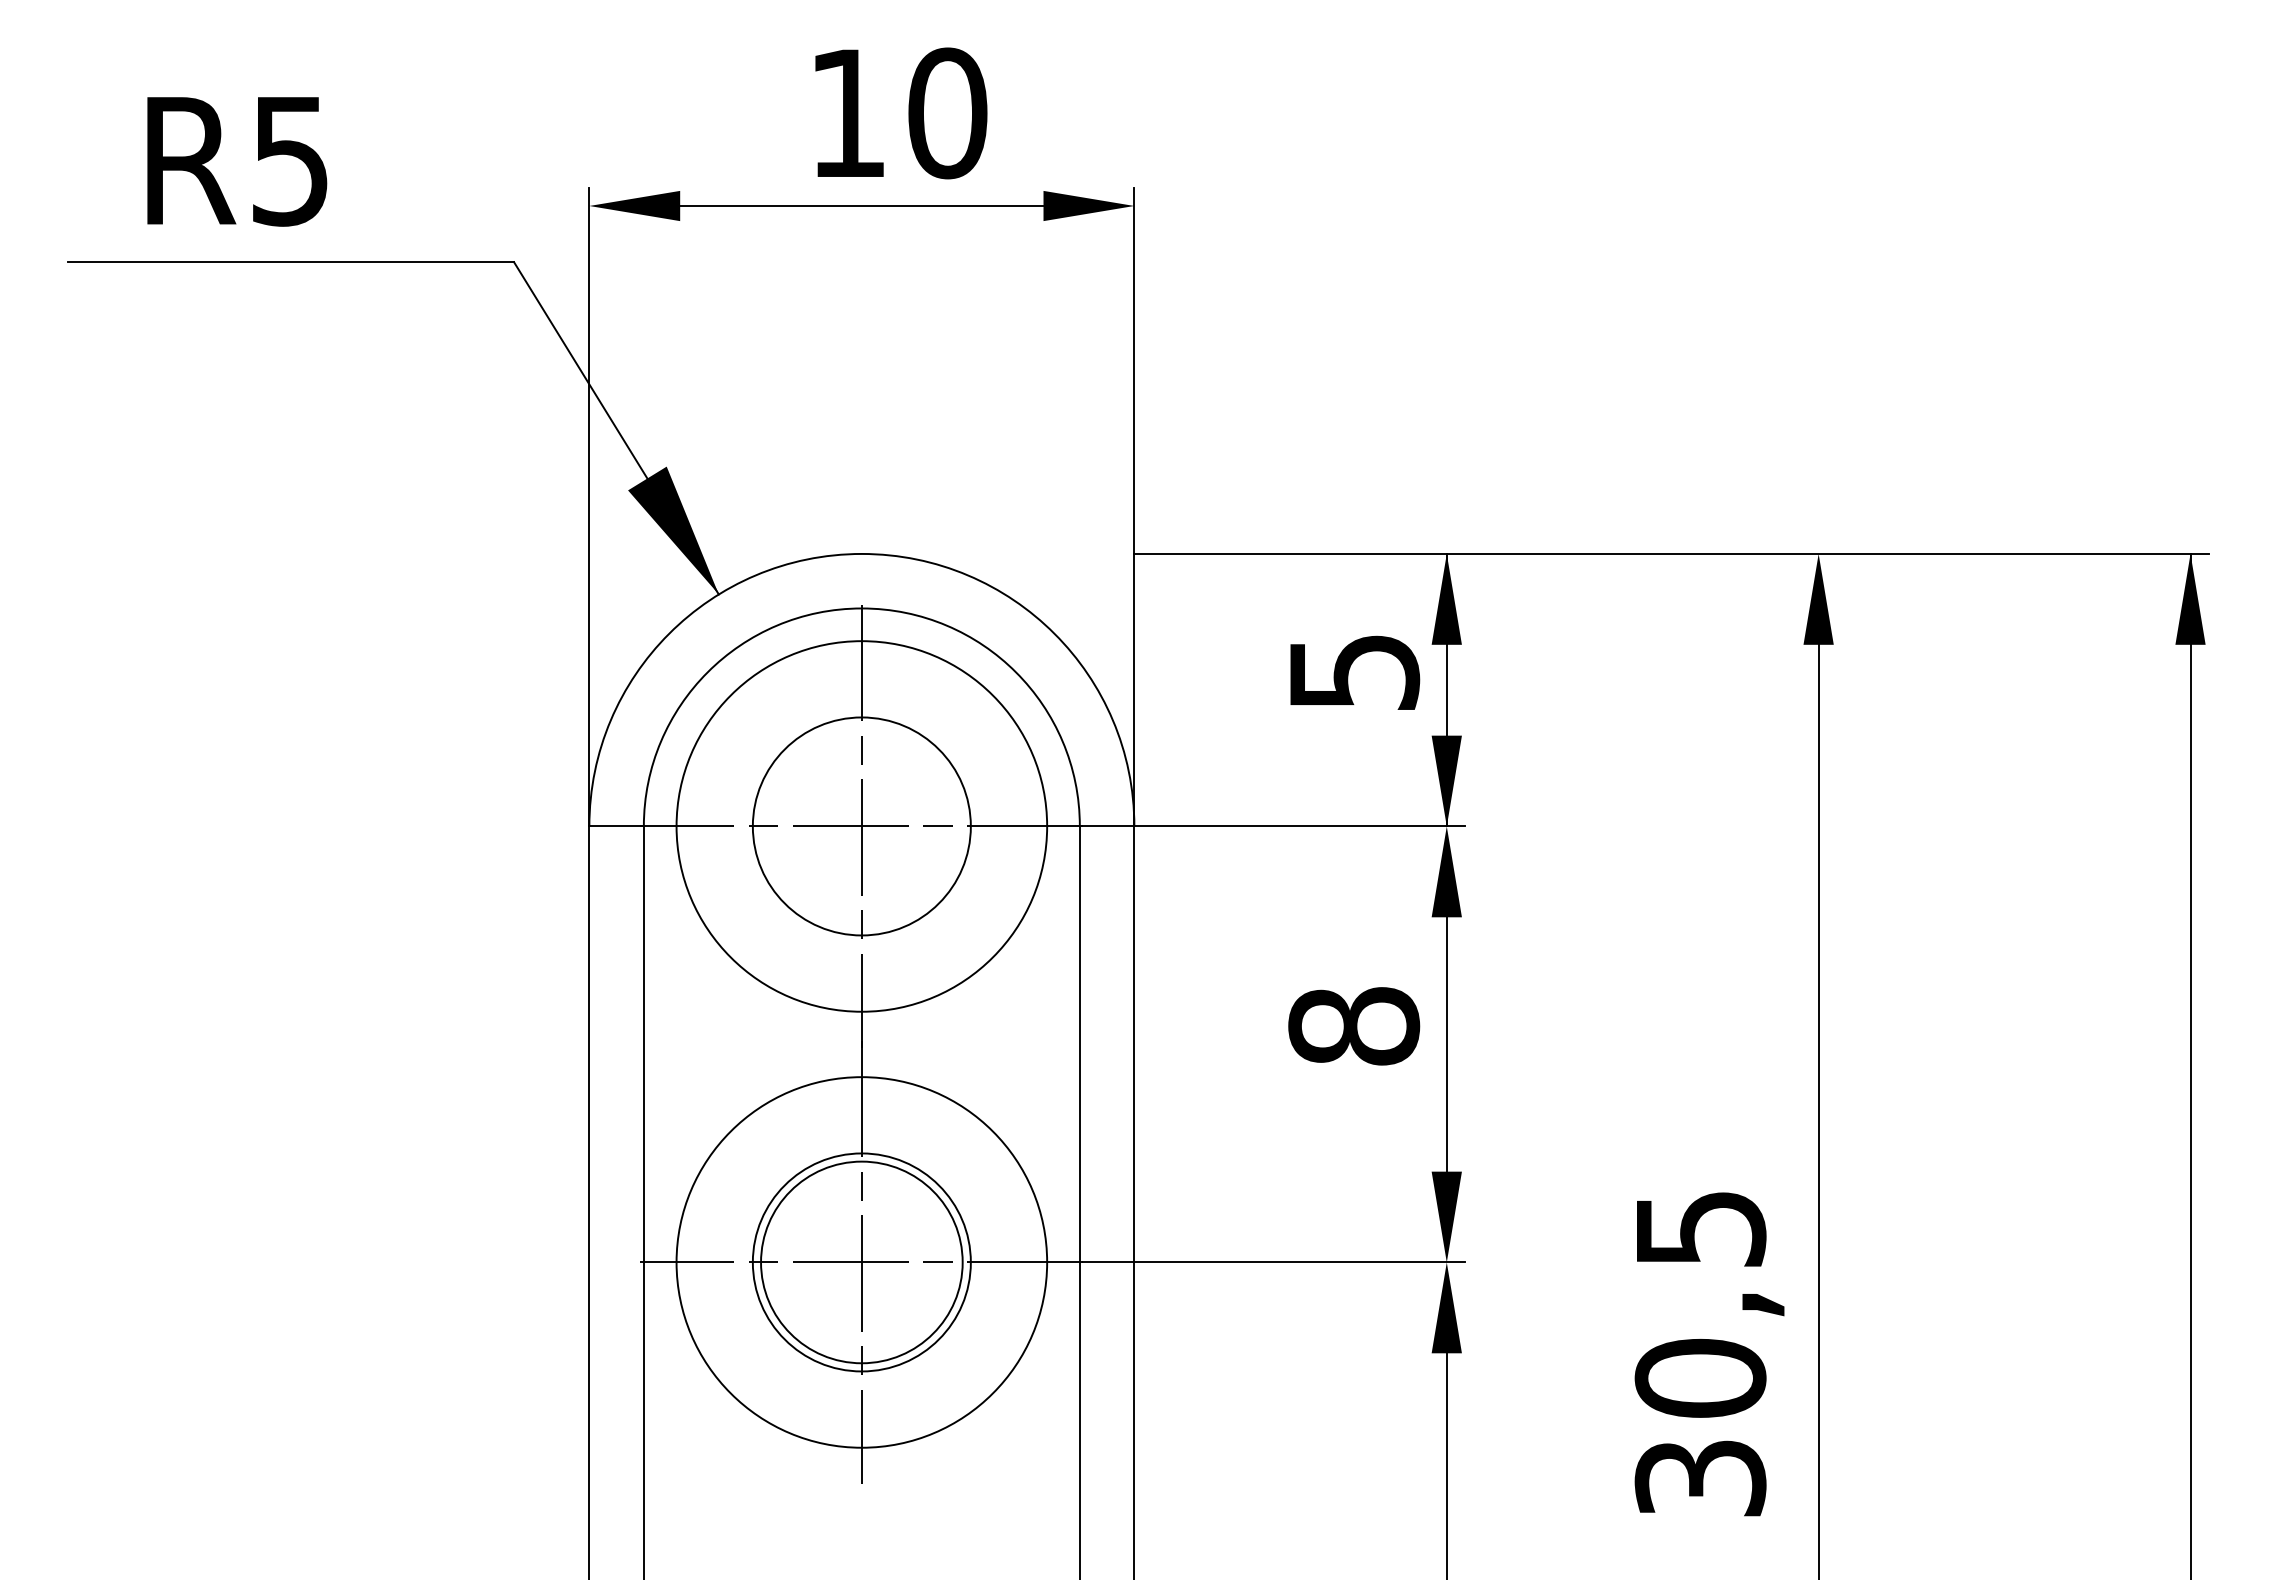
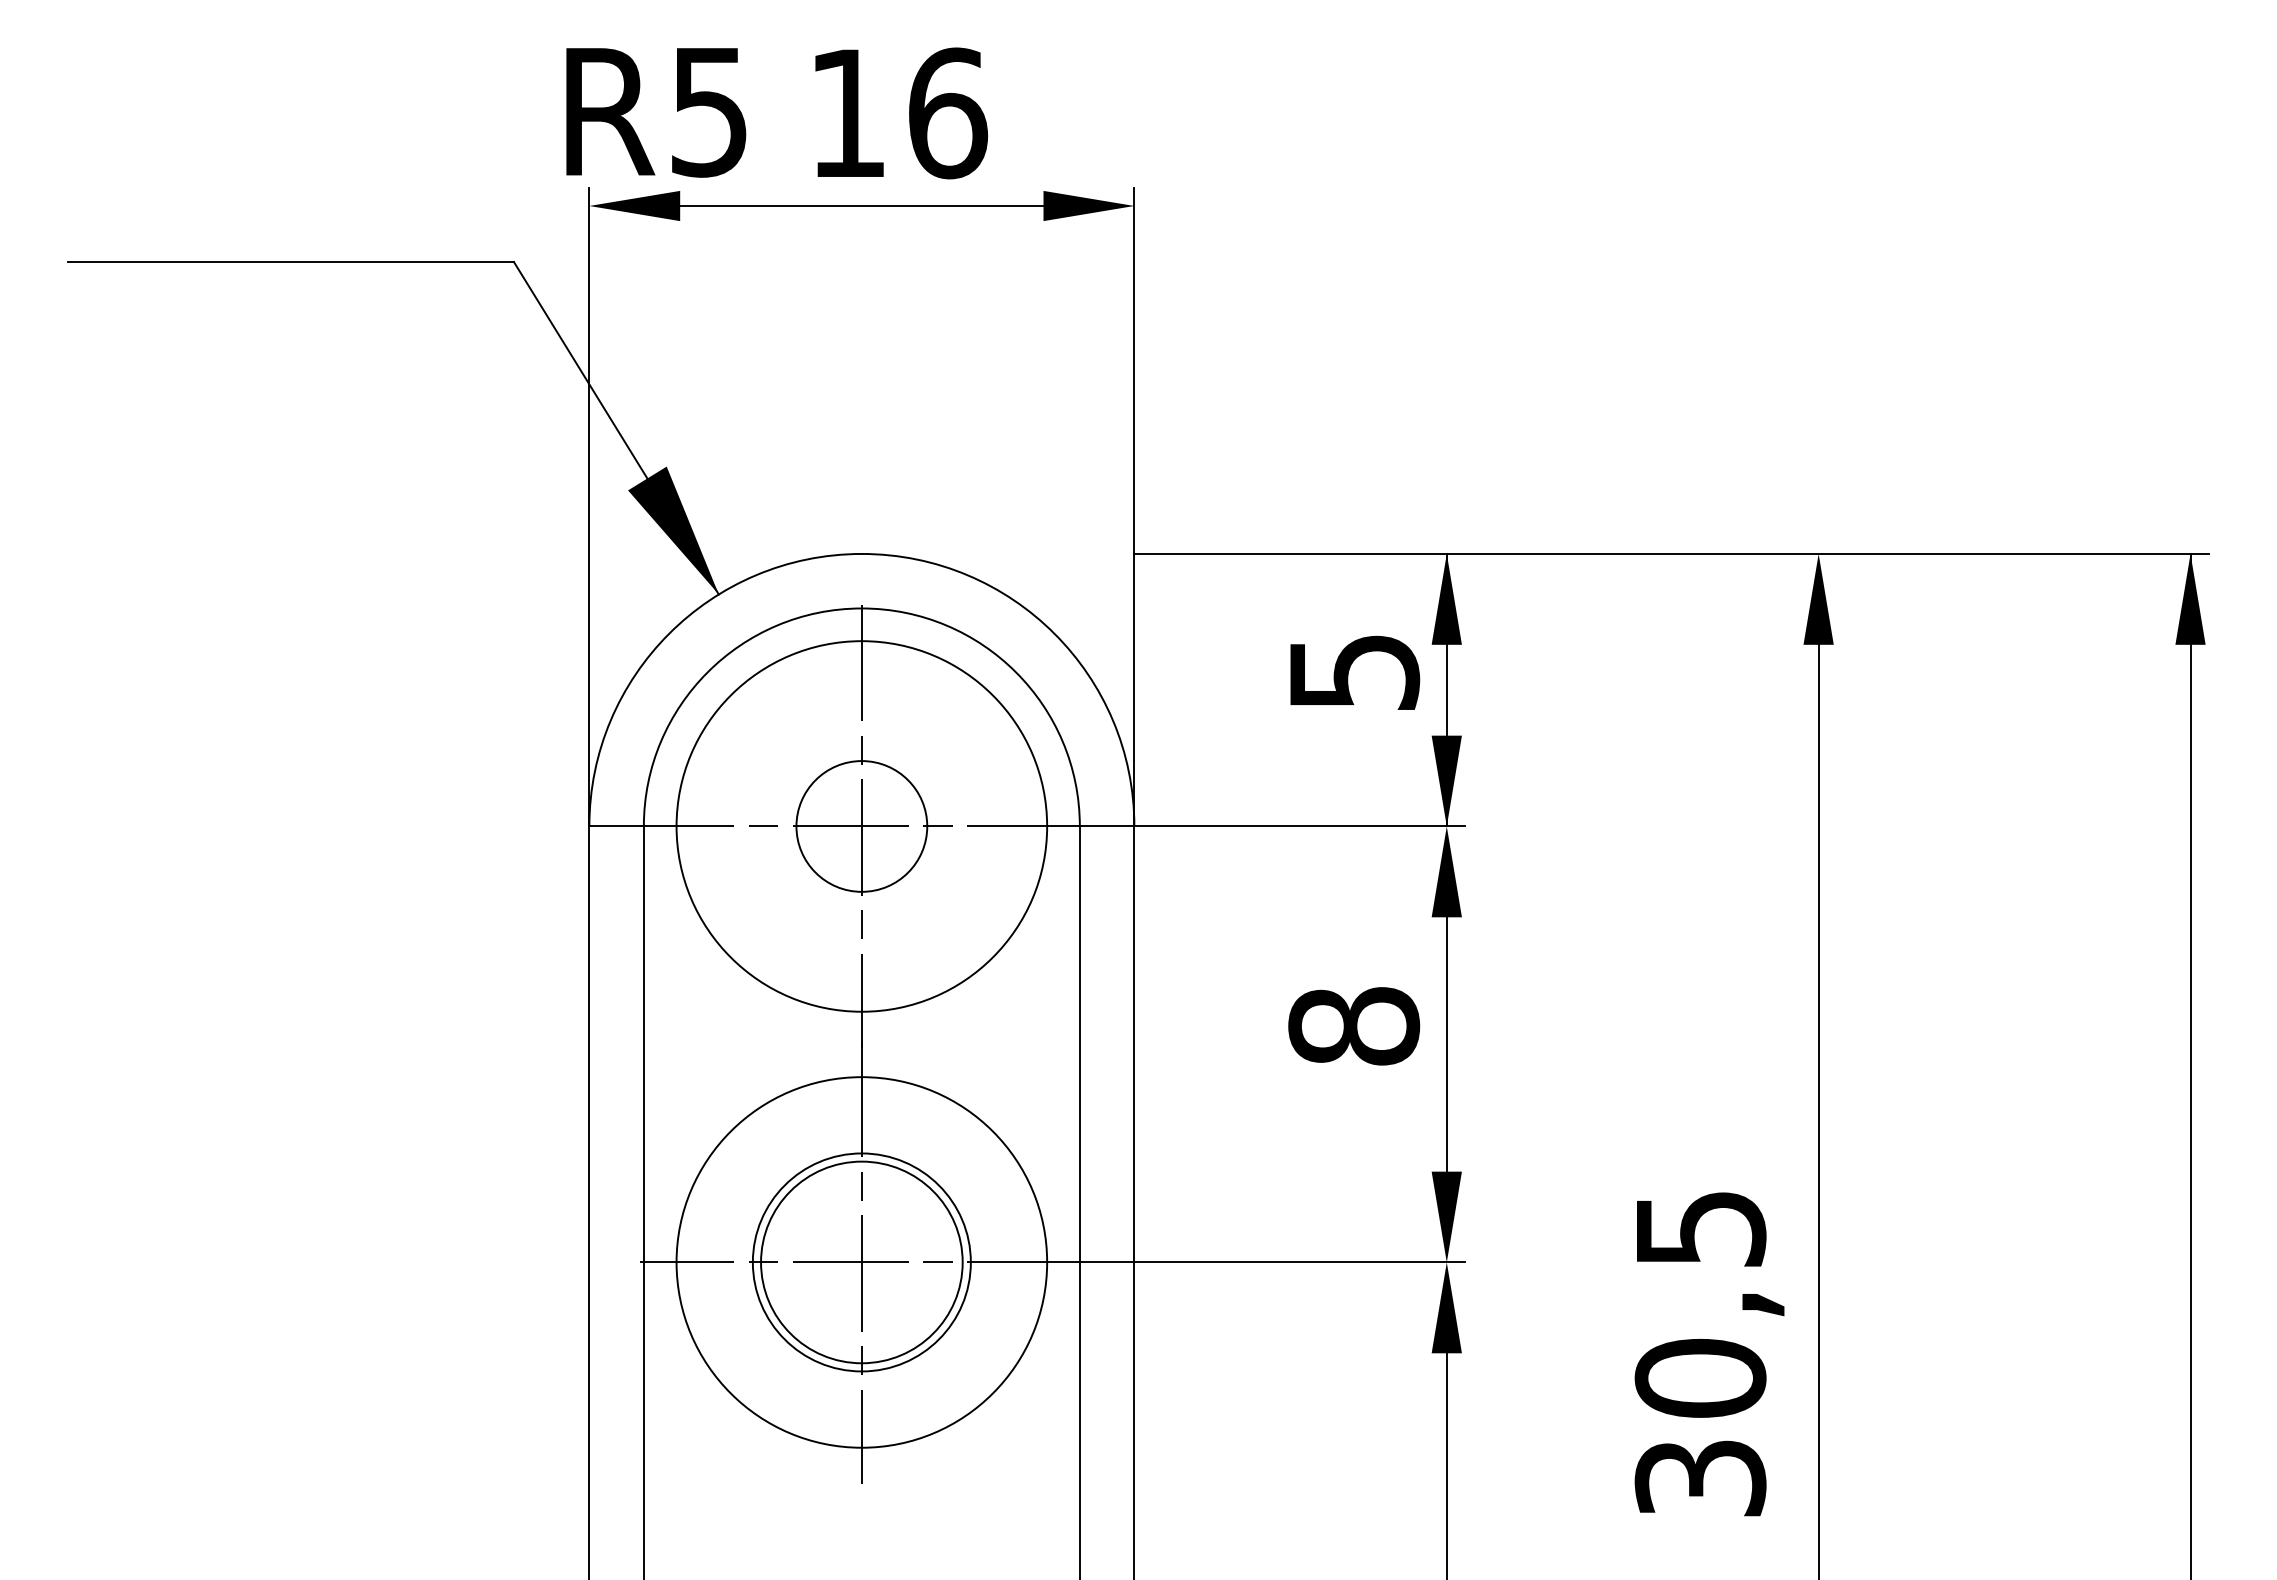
text: 10 -> 16 (948, 113)
text position: (237, 161) -> (656, 112) (656, 112)
circle diameter: 218 px -> 131 px (861, 826)
